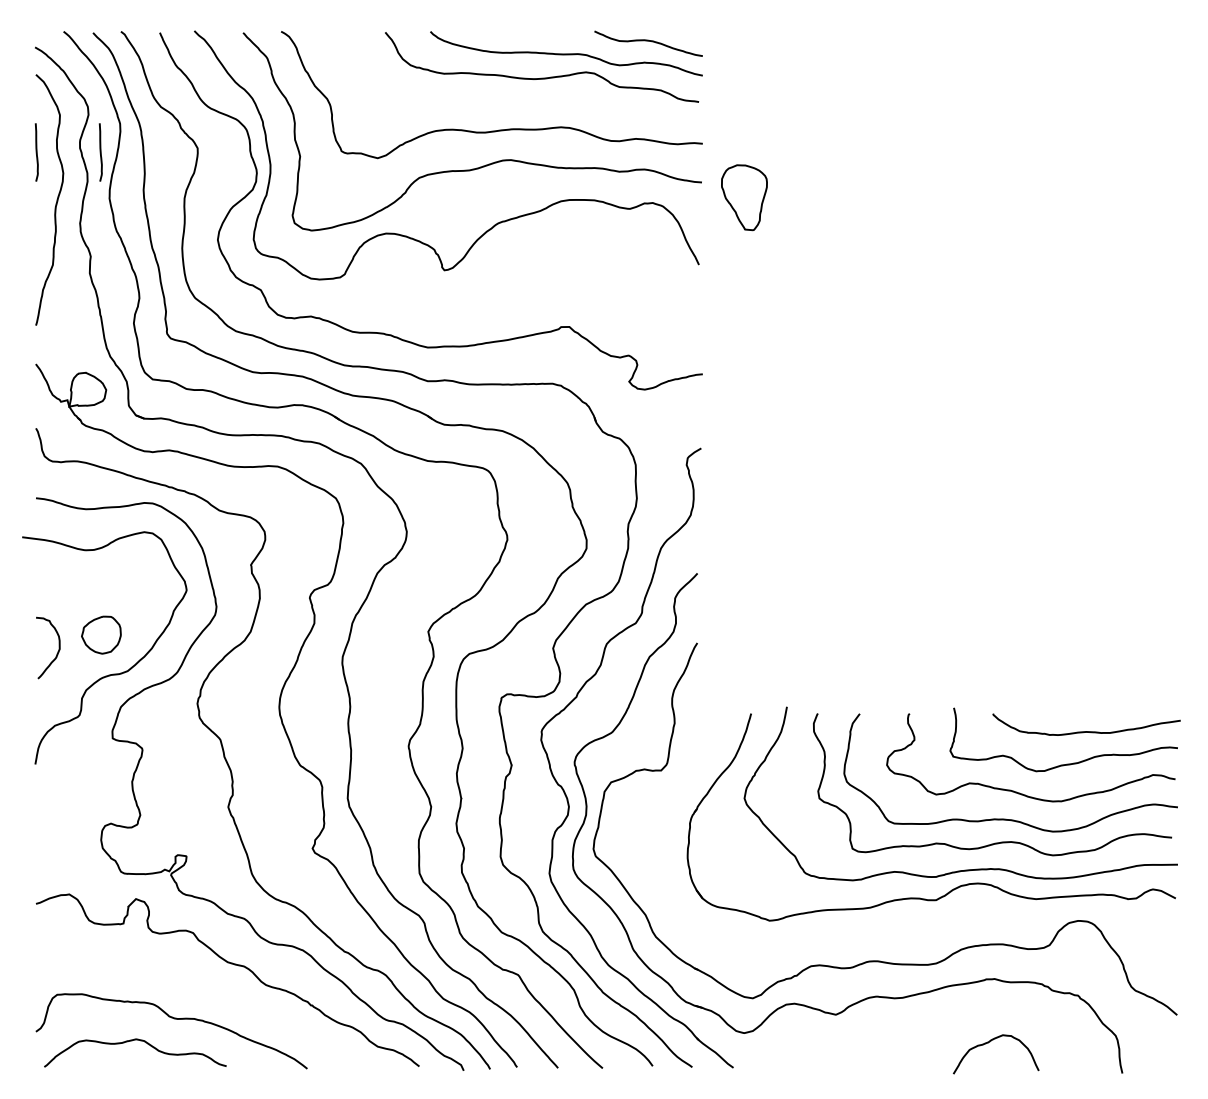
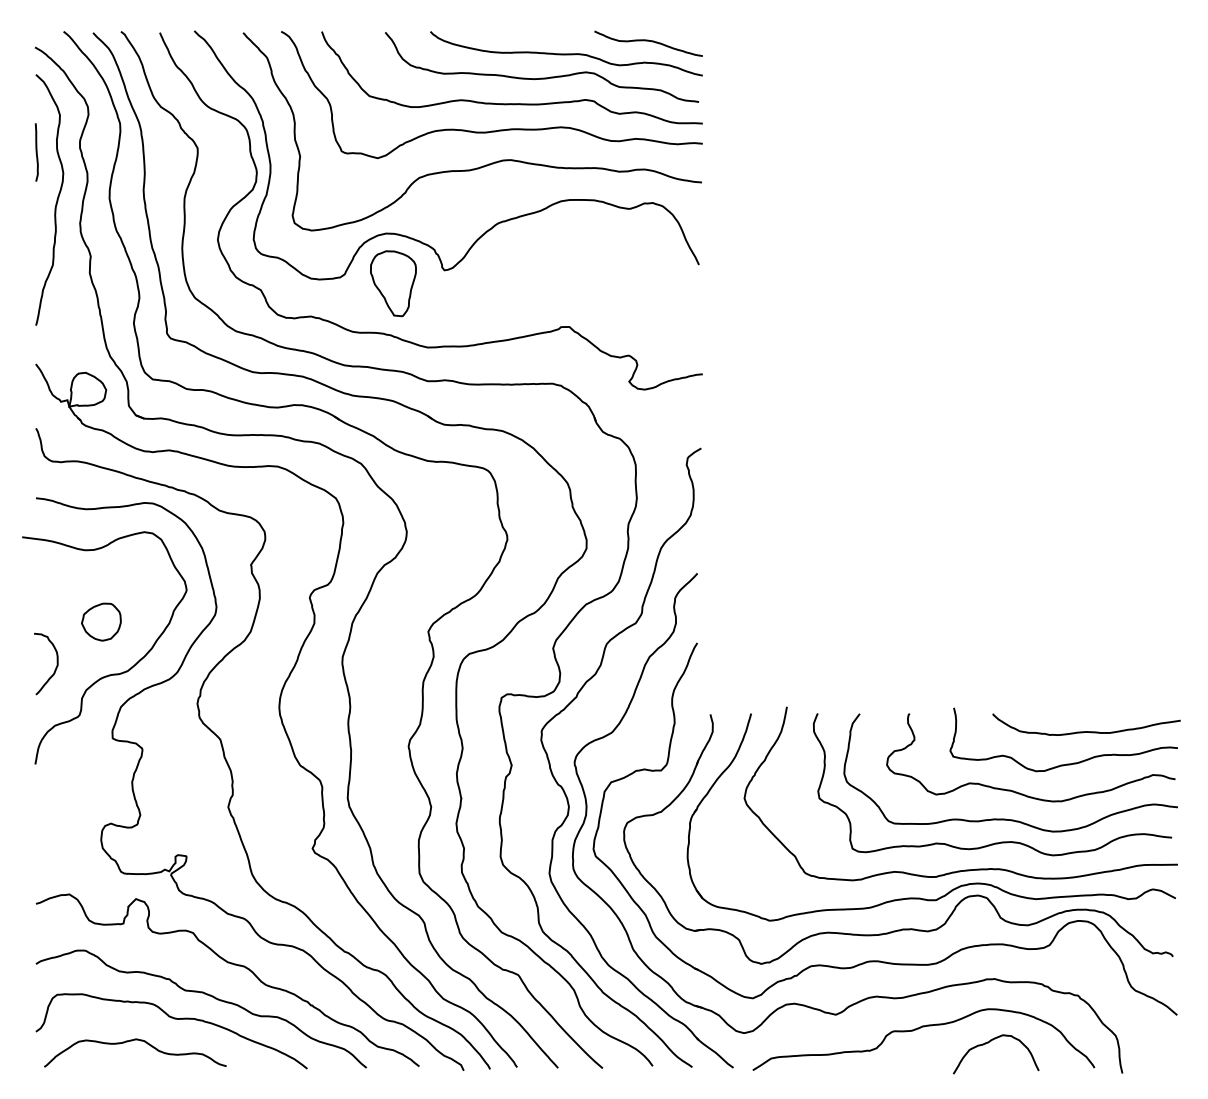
curve: none -> present (511, 103)
curve: present -> none (100, 152)
part position: (744, 197) -> (393, 283) (393, 283)
part position: (101, 634) -> (101, 621) (101, 621)
curve position: (57, 651) -> (55, 667) (55, 667)
part: none -> present (960, 900)
curve: none -> present (206, 995)
curve: none -> present (918, 1029)
